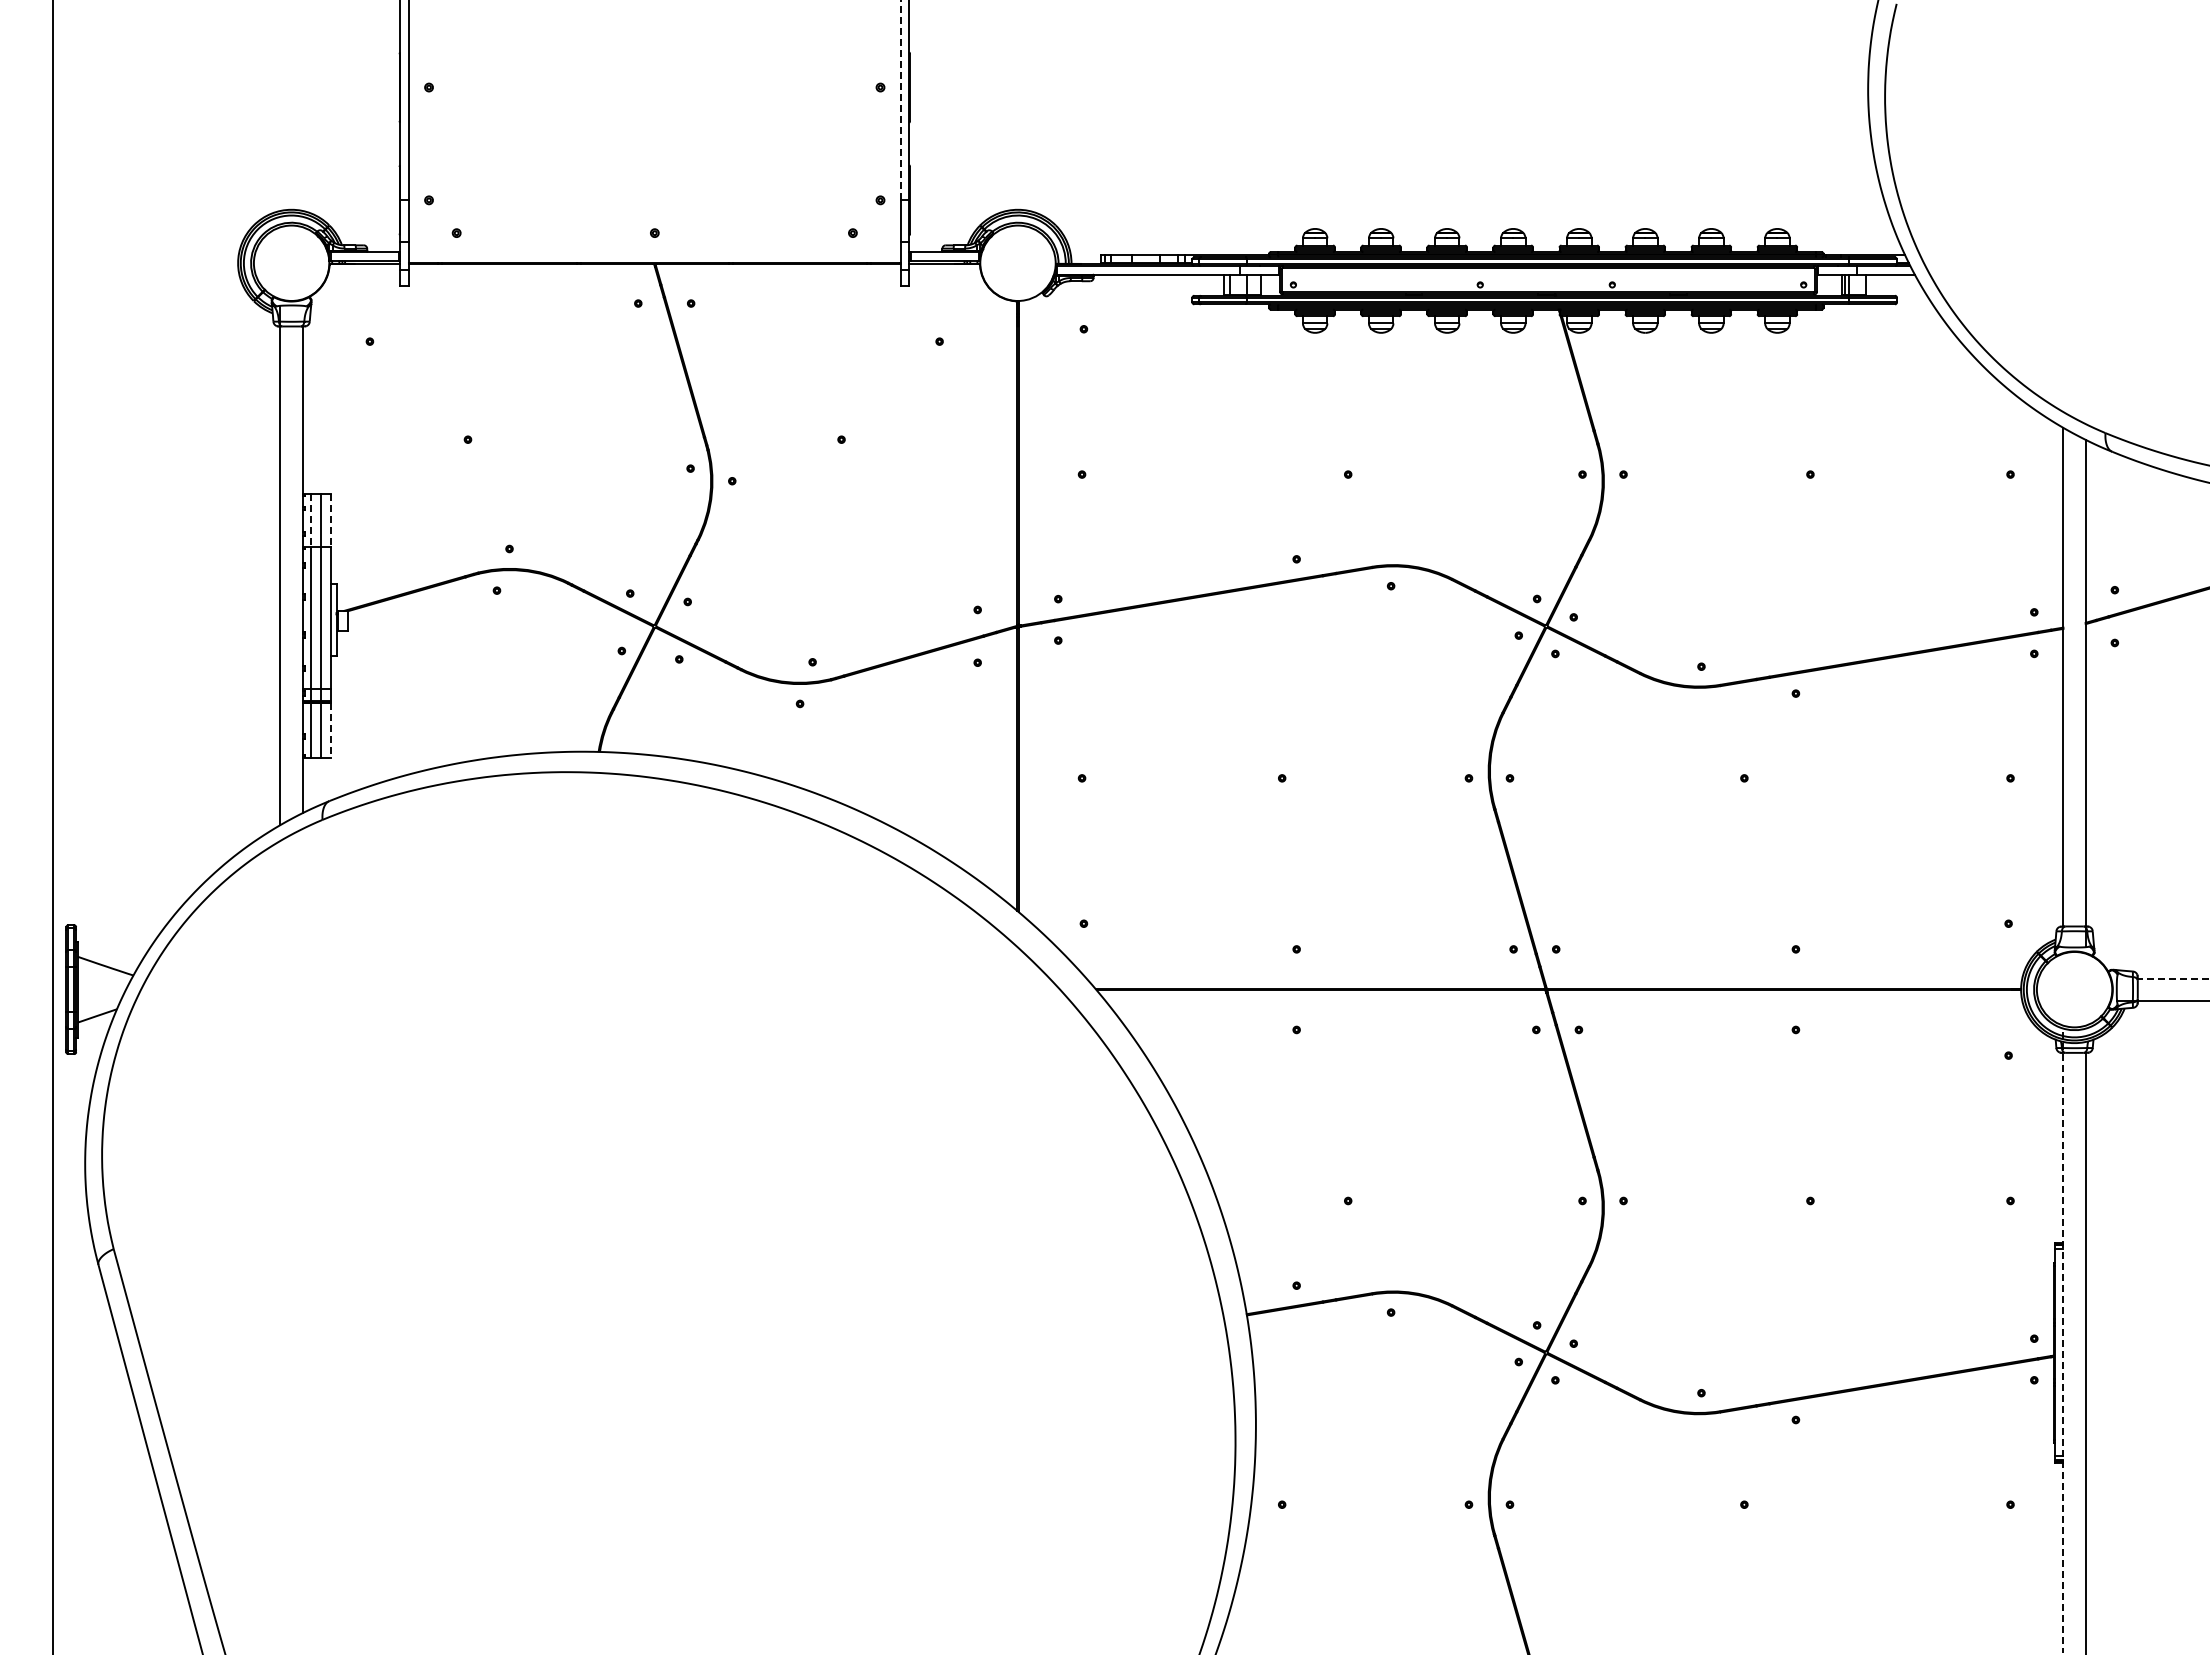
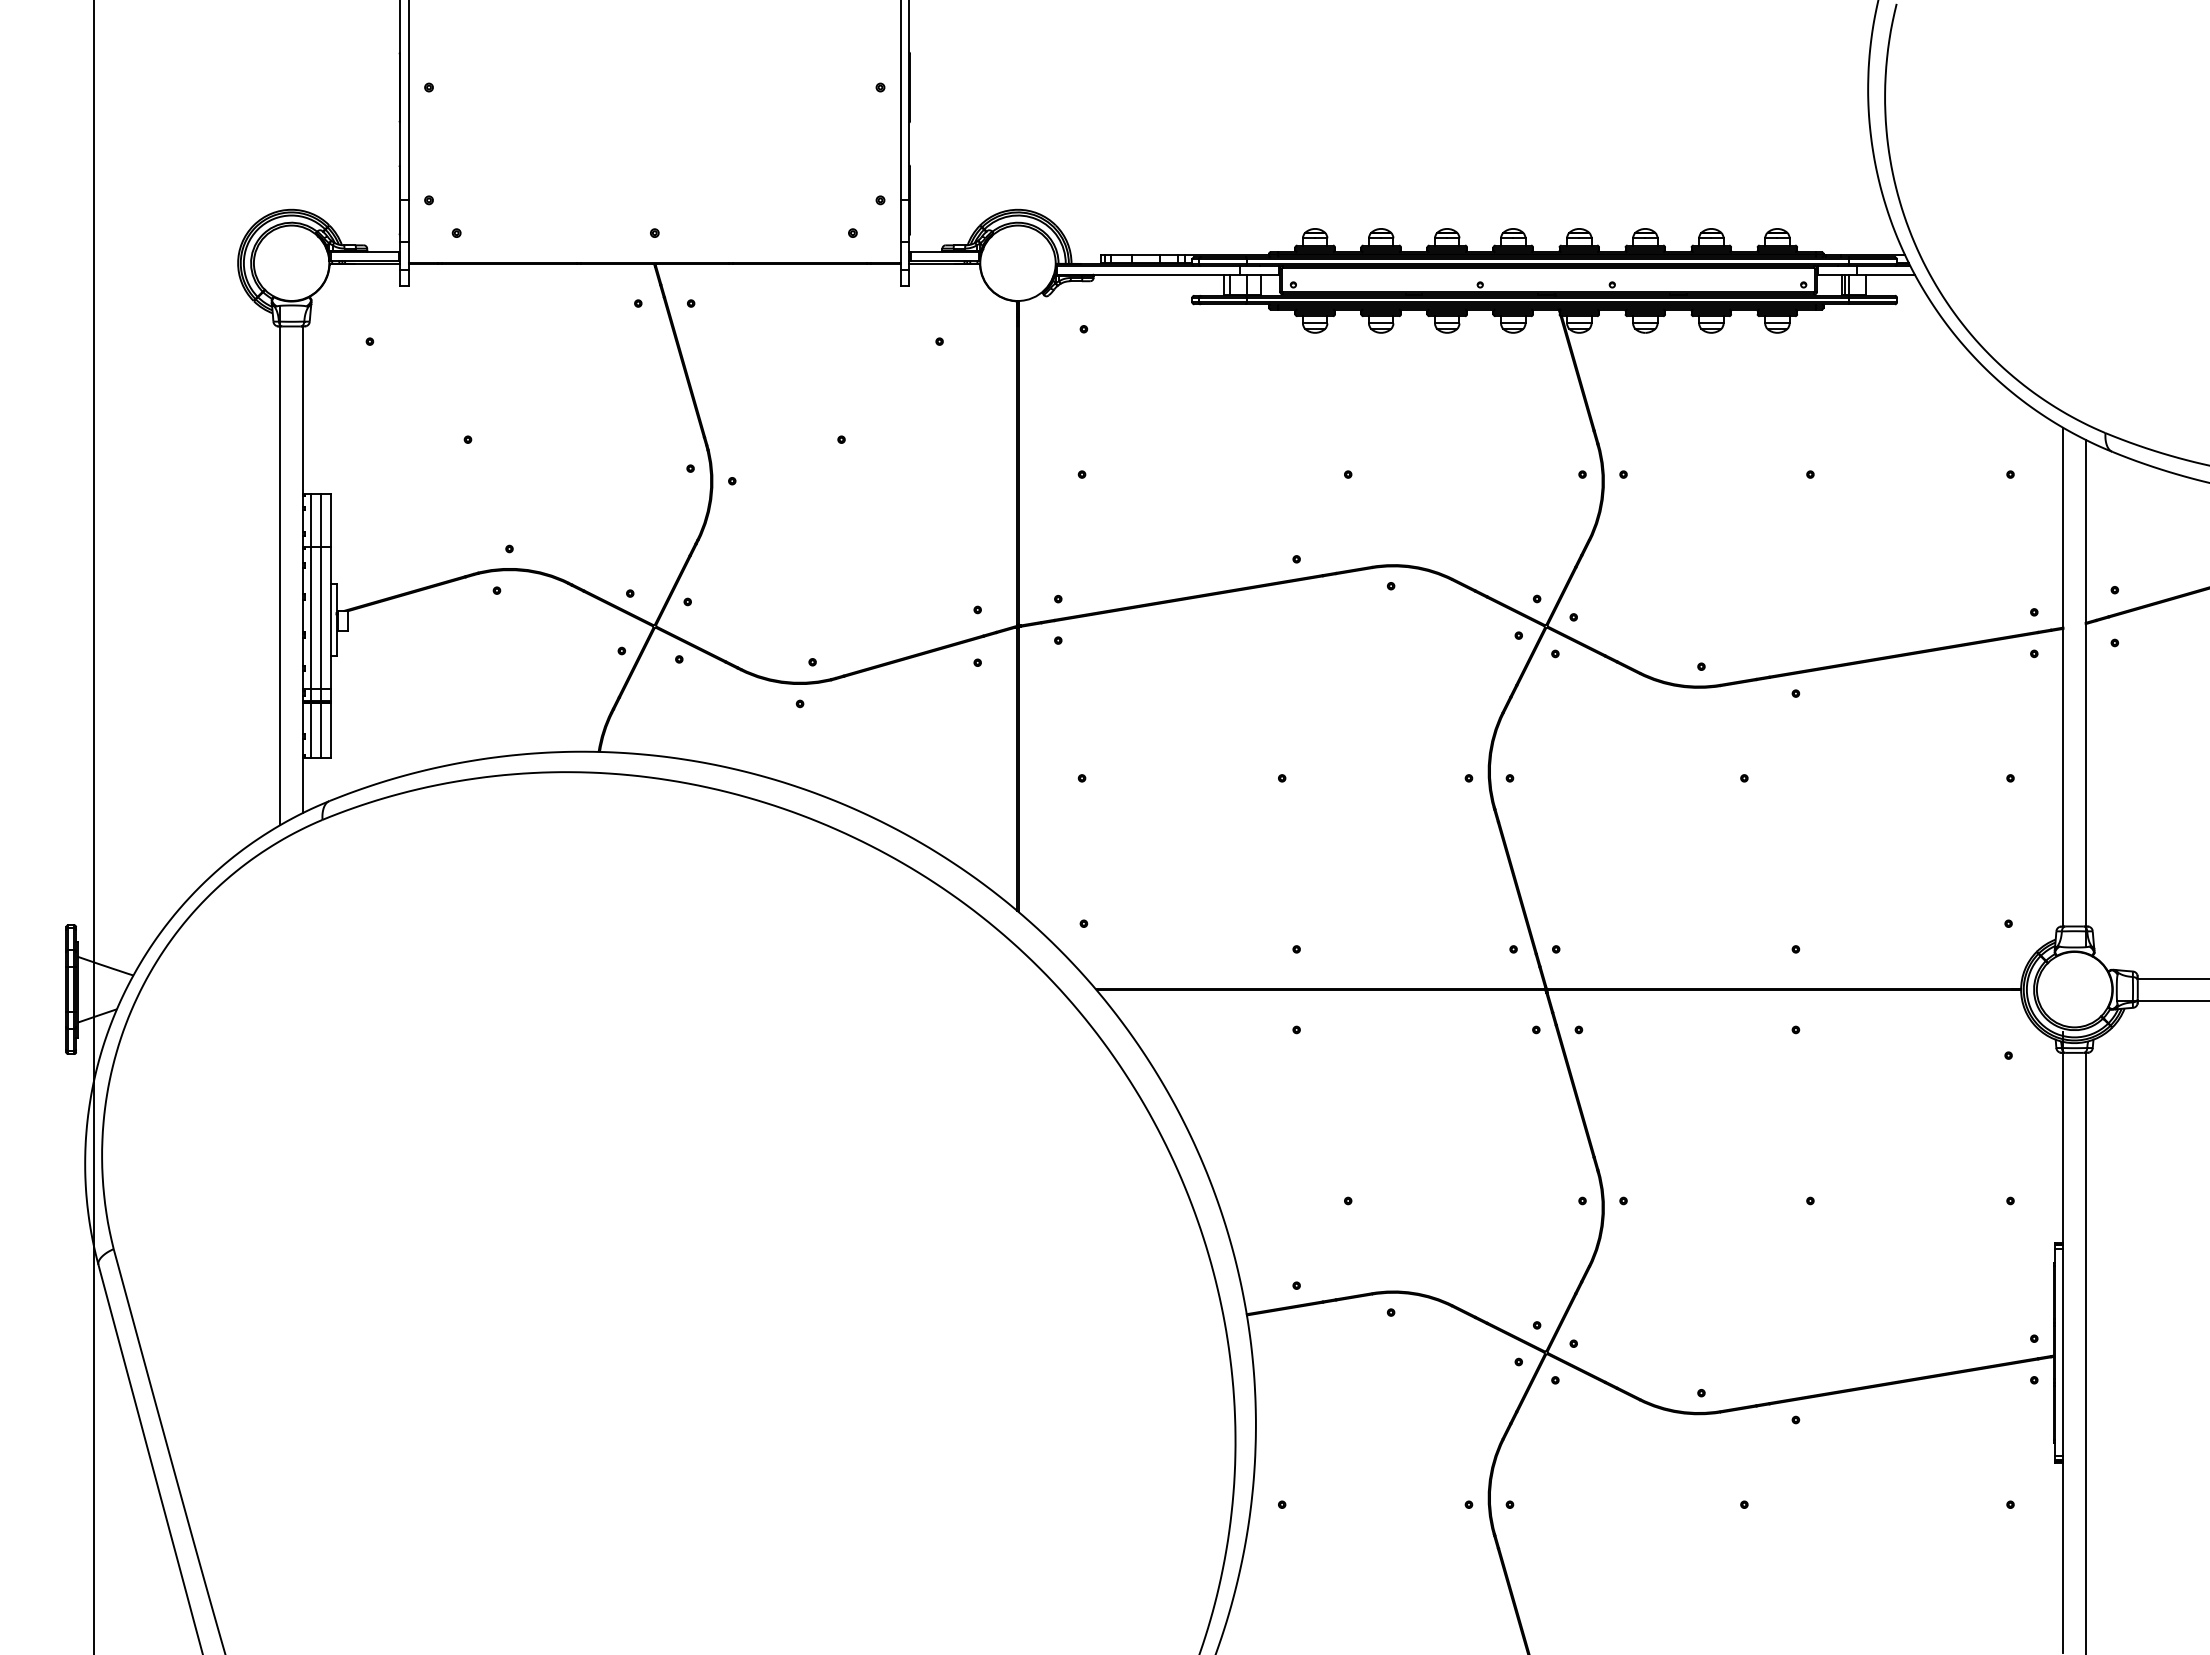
line: dashed -> solid (900, 100)
line: dashed -> solid (311, 521)
line: dashed -> solid (331, 521)
line: dashed -> solid (331, 730)
line position: (52, 826) -> (93, 826) (93, 826)
line: dashed -> solid (2173, 978)
line: dashed -> solid (2063, 1342)
